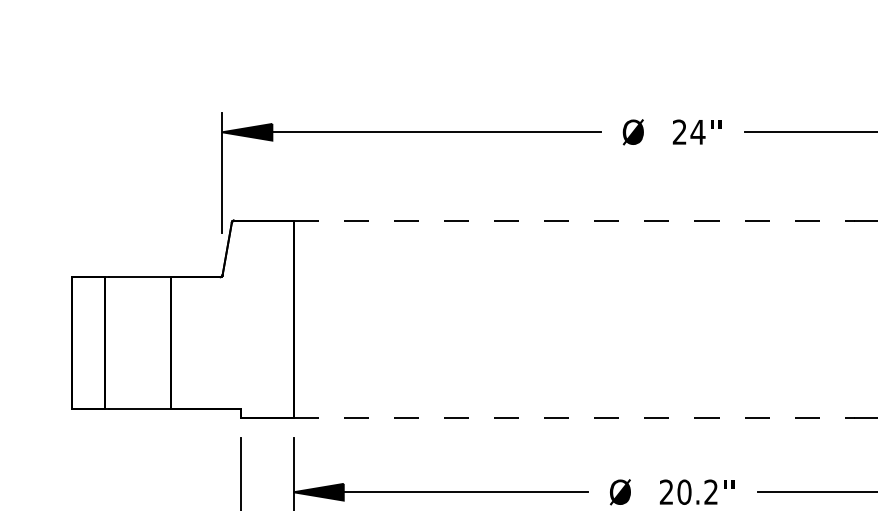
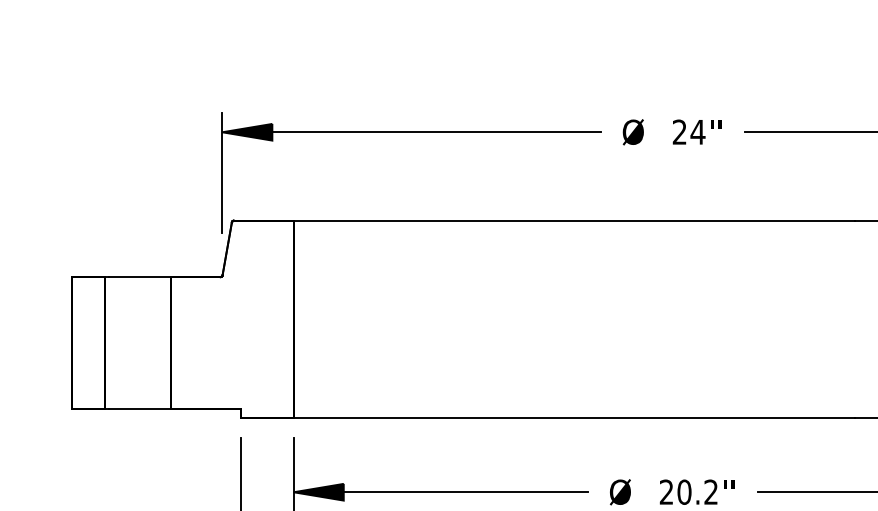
line: dashed -> solid (574, 220)
line: dashed -> solid (574, 418)
